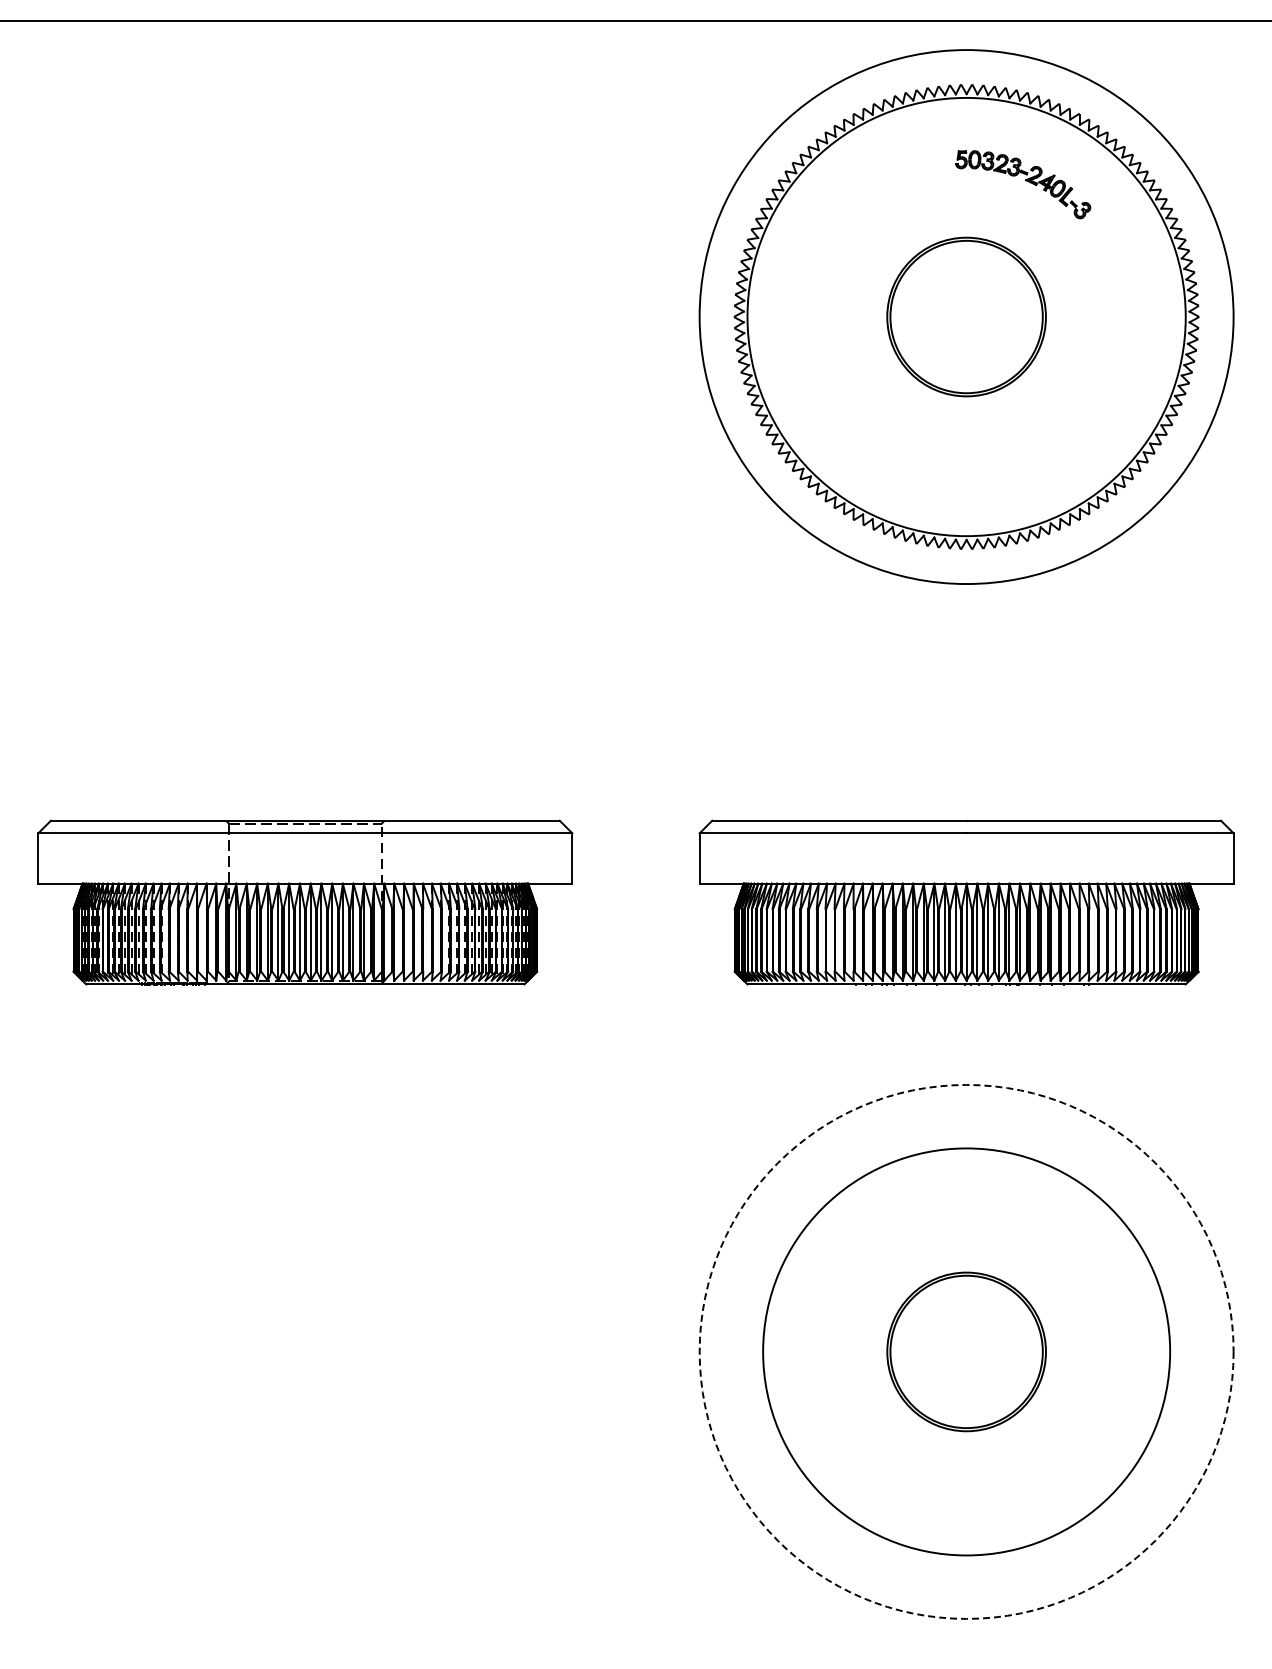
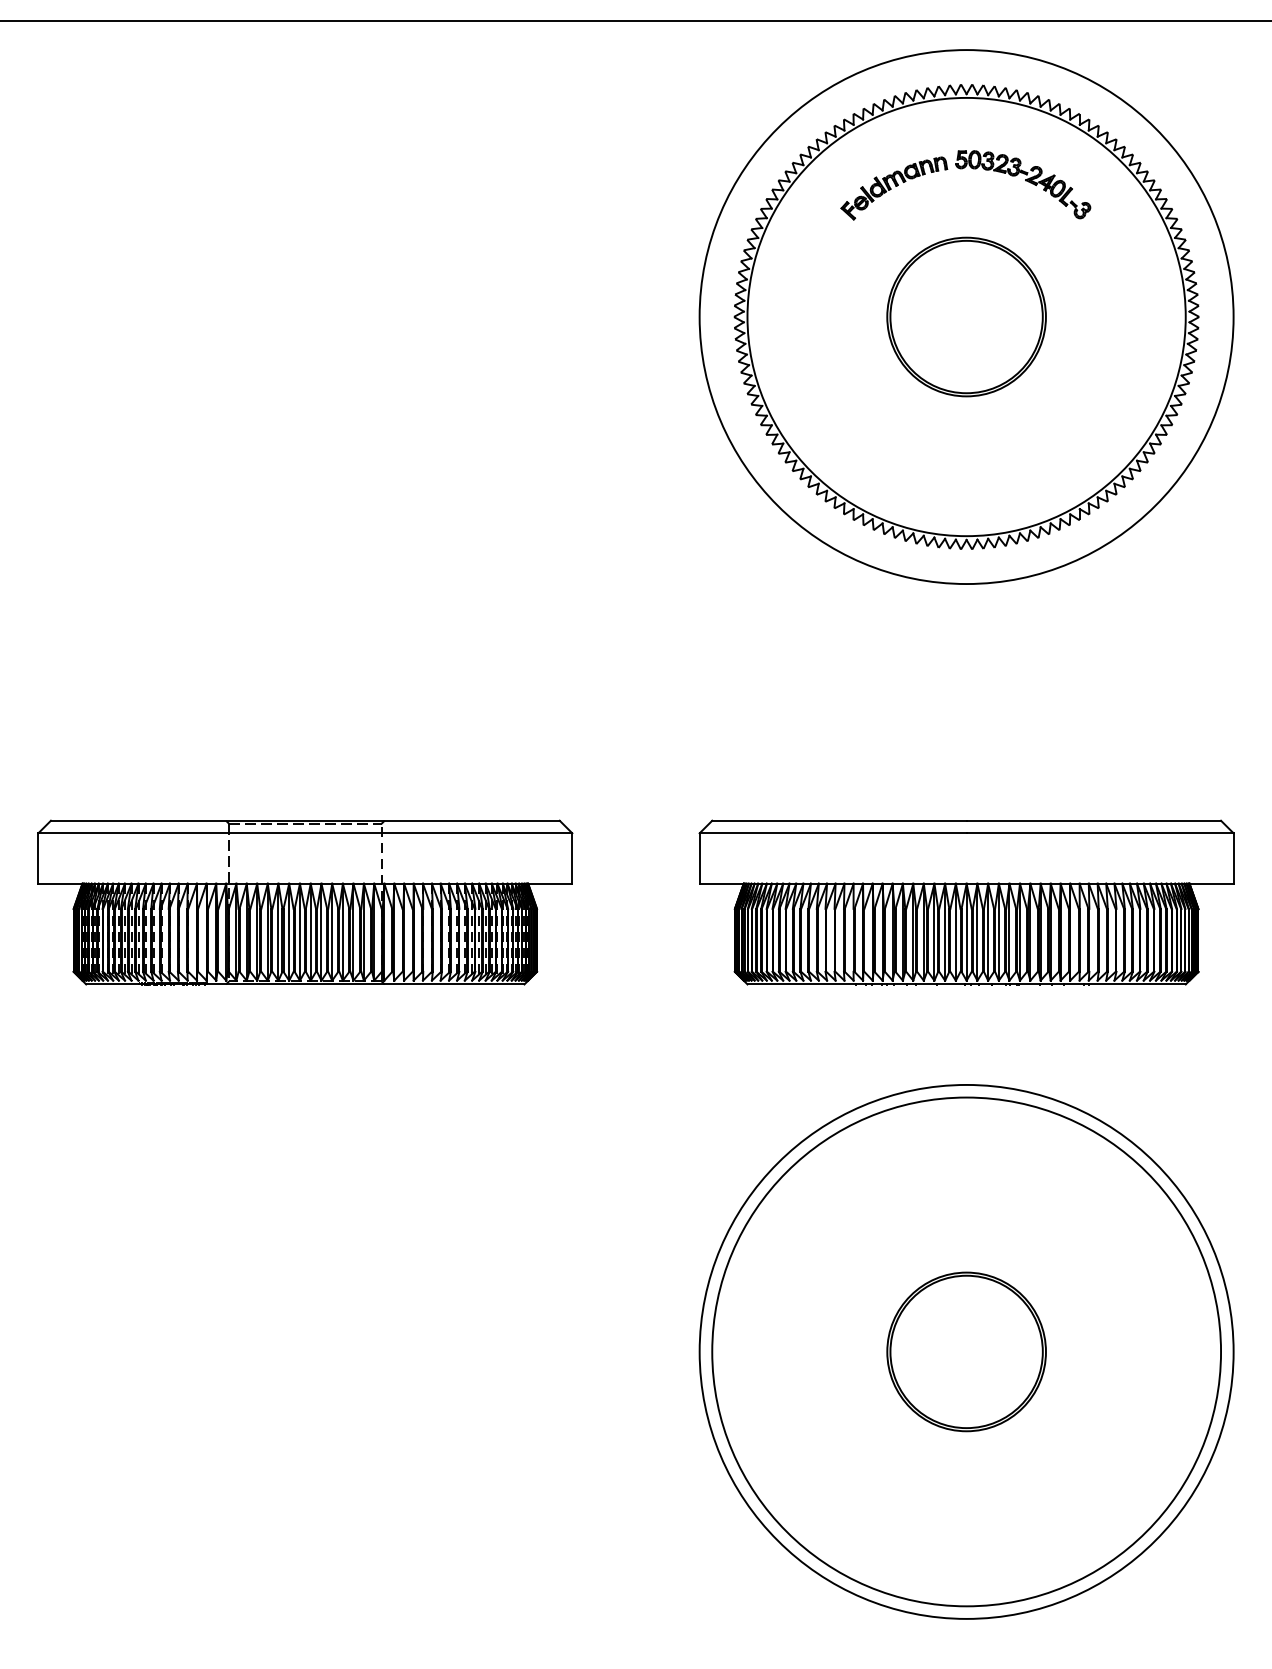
part: none -> present (894, 188)
circle diameter: 407 px -> 509 px (966, 1351)
circle: dashed -> solid (966, 1351)
